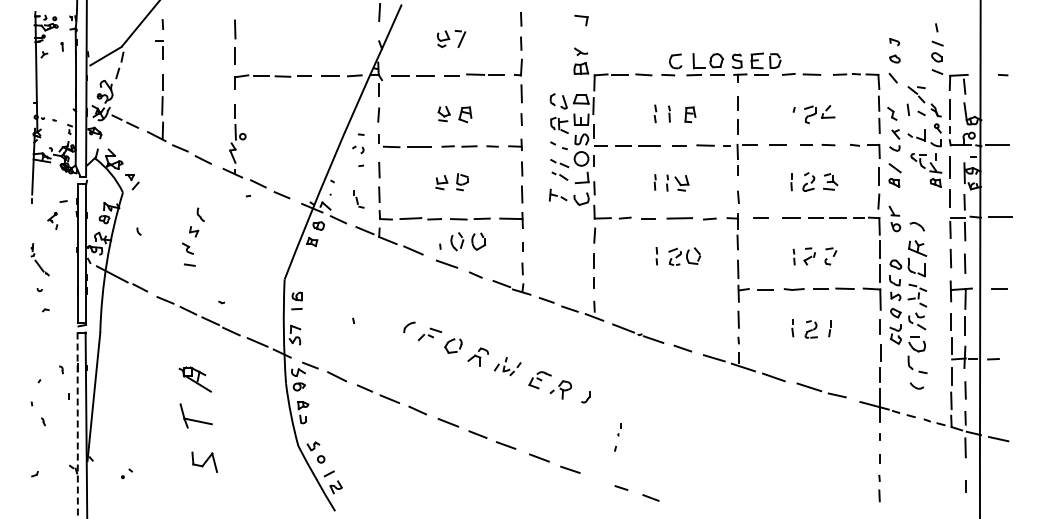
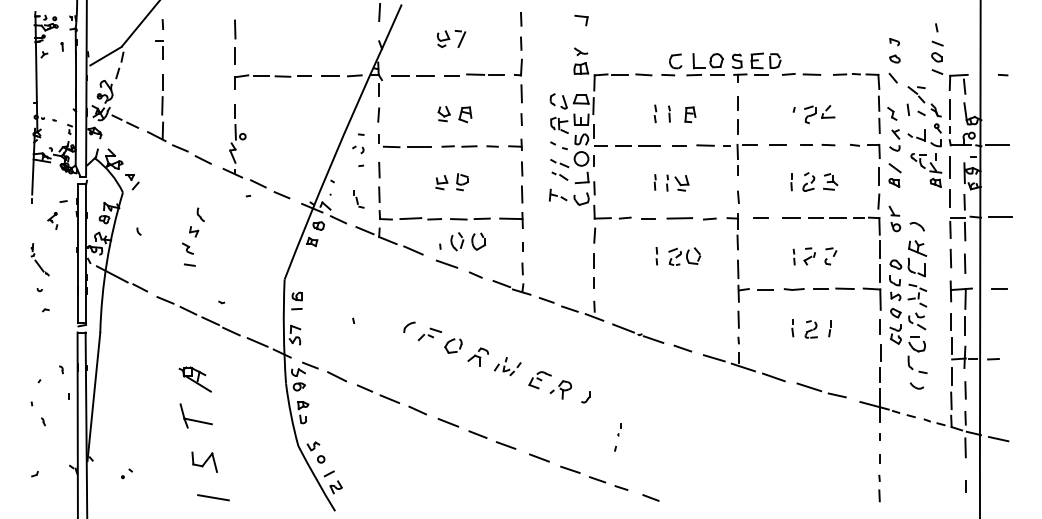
line: dashed -> solid (77, 425)
line: none -> present (597, 479)
line: none -> present (213, 497)
